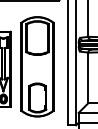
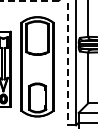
line: solid -> dashed (28, 0)
line: solid -> dashed (68, 63)
